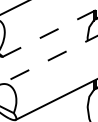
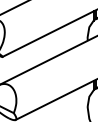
line: dashed -> solid (49, 33)
line: dashed -> solid (48, 60)
